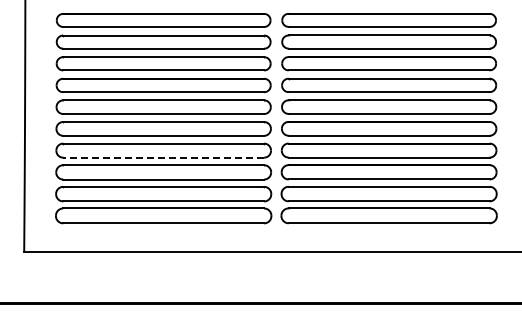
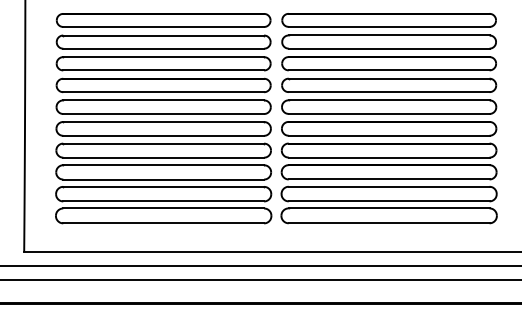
line: dashed -> solid (163, 157)
line: none -> present (260, 266)
line: none -> present (260, 279)
